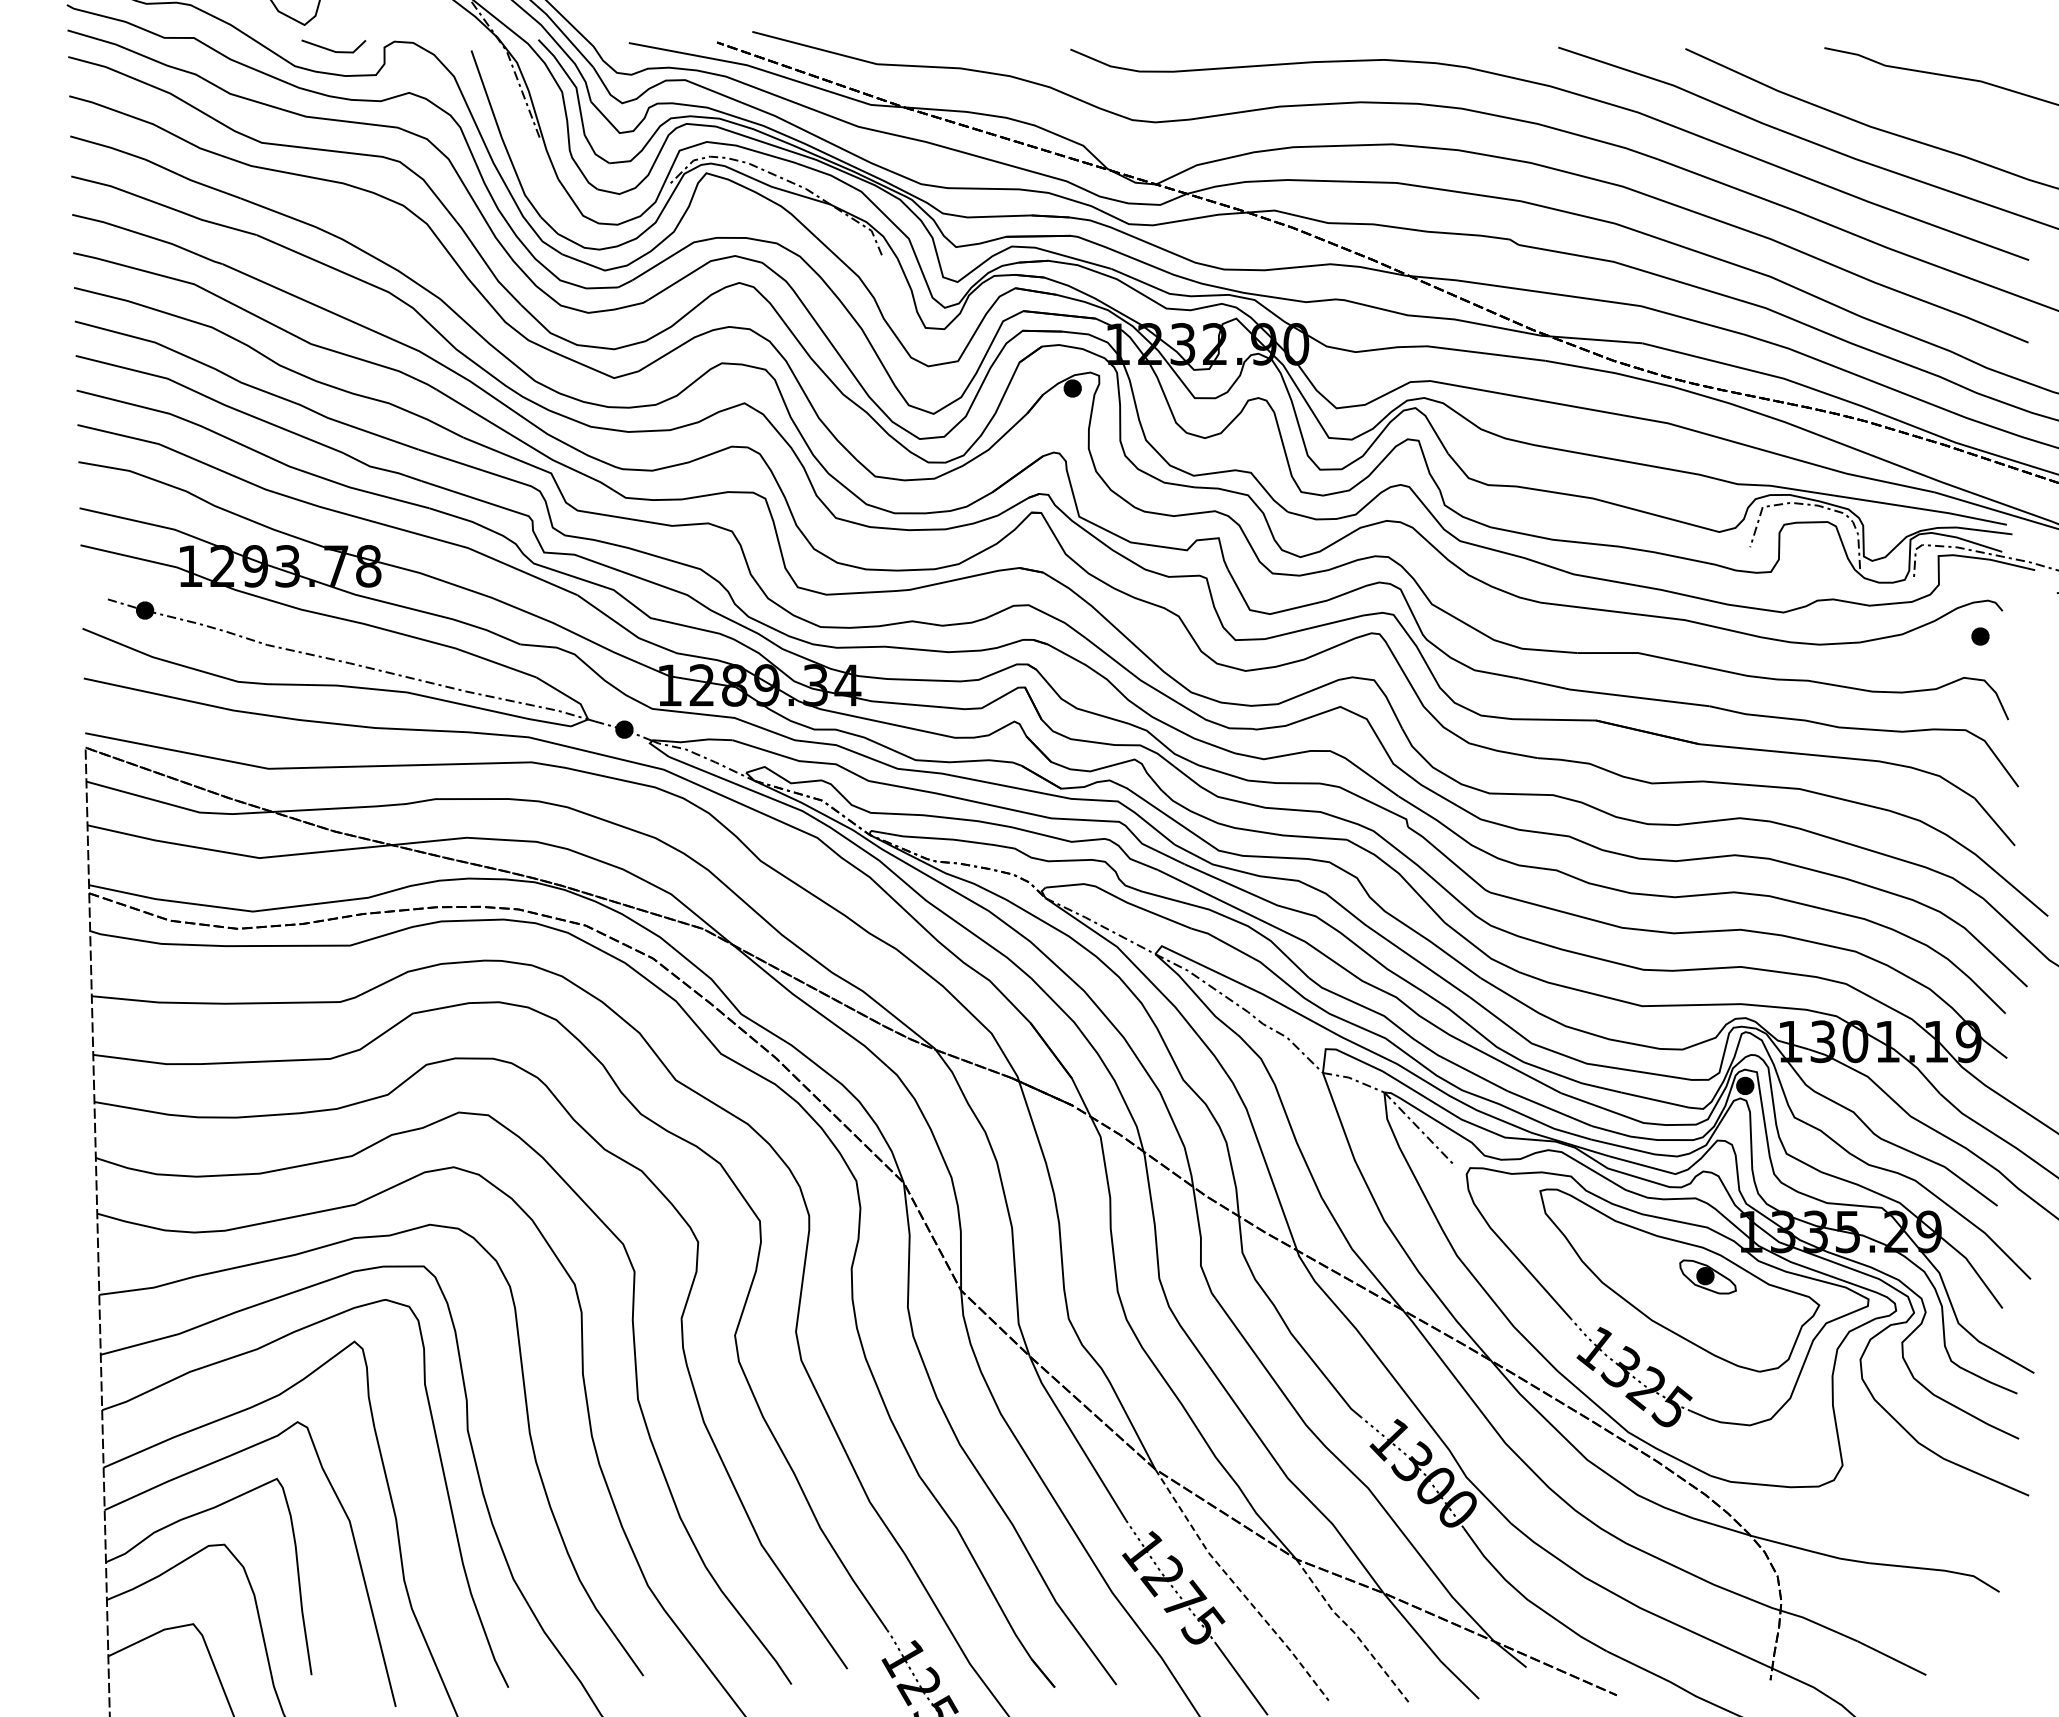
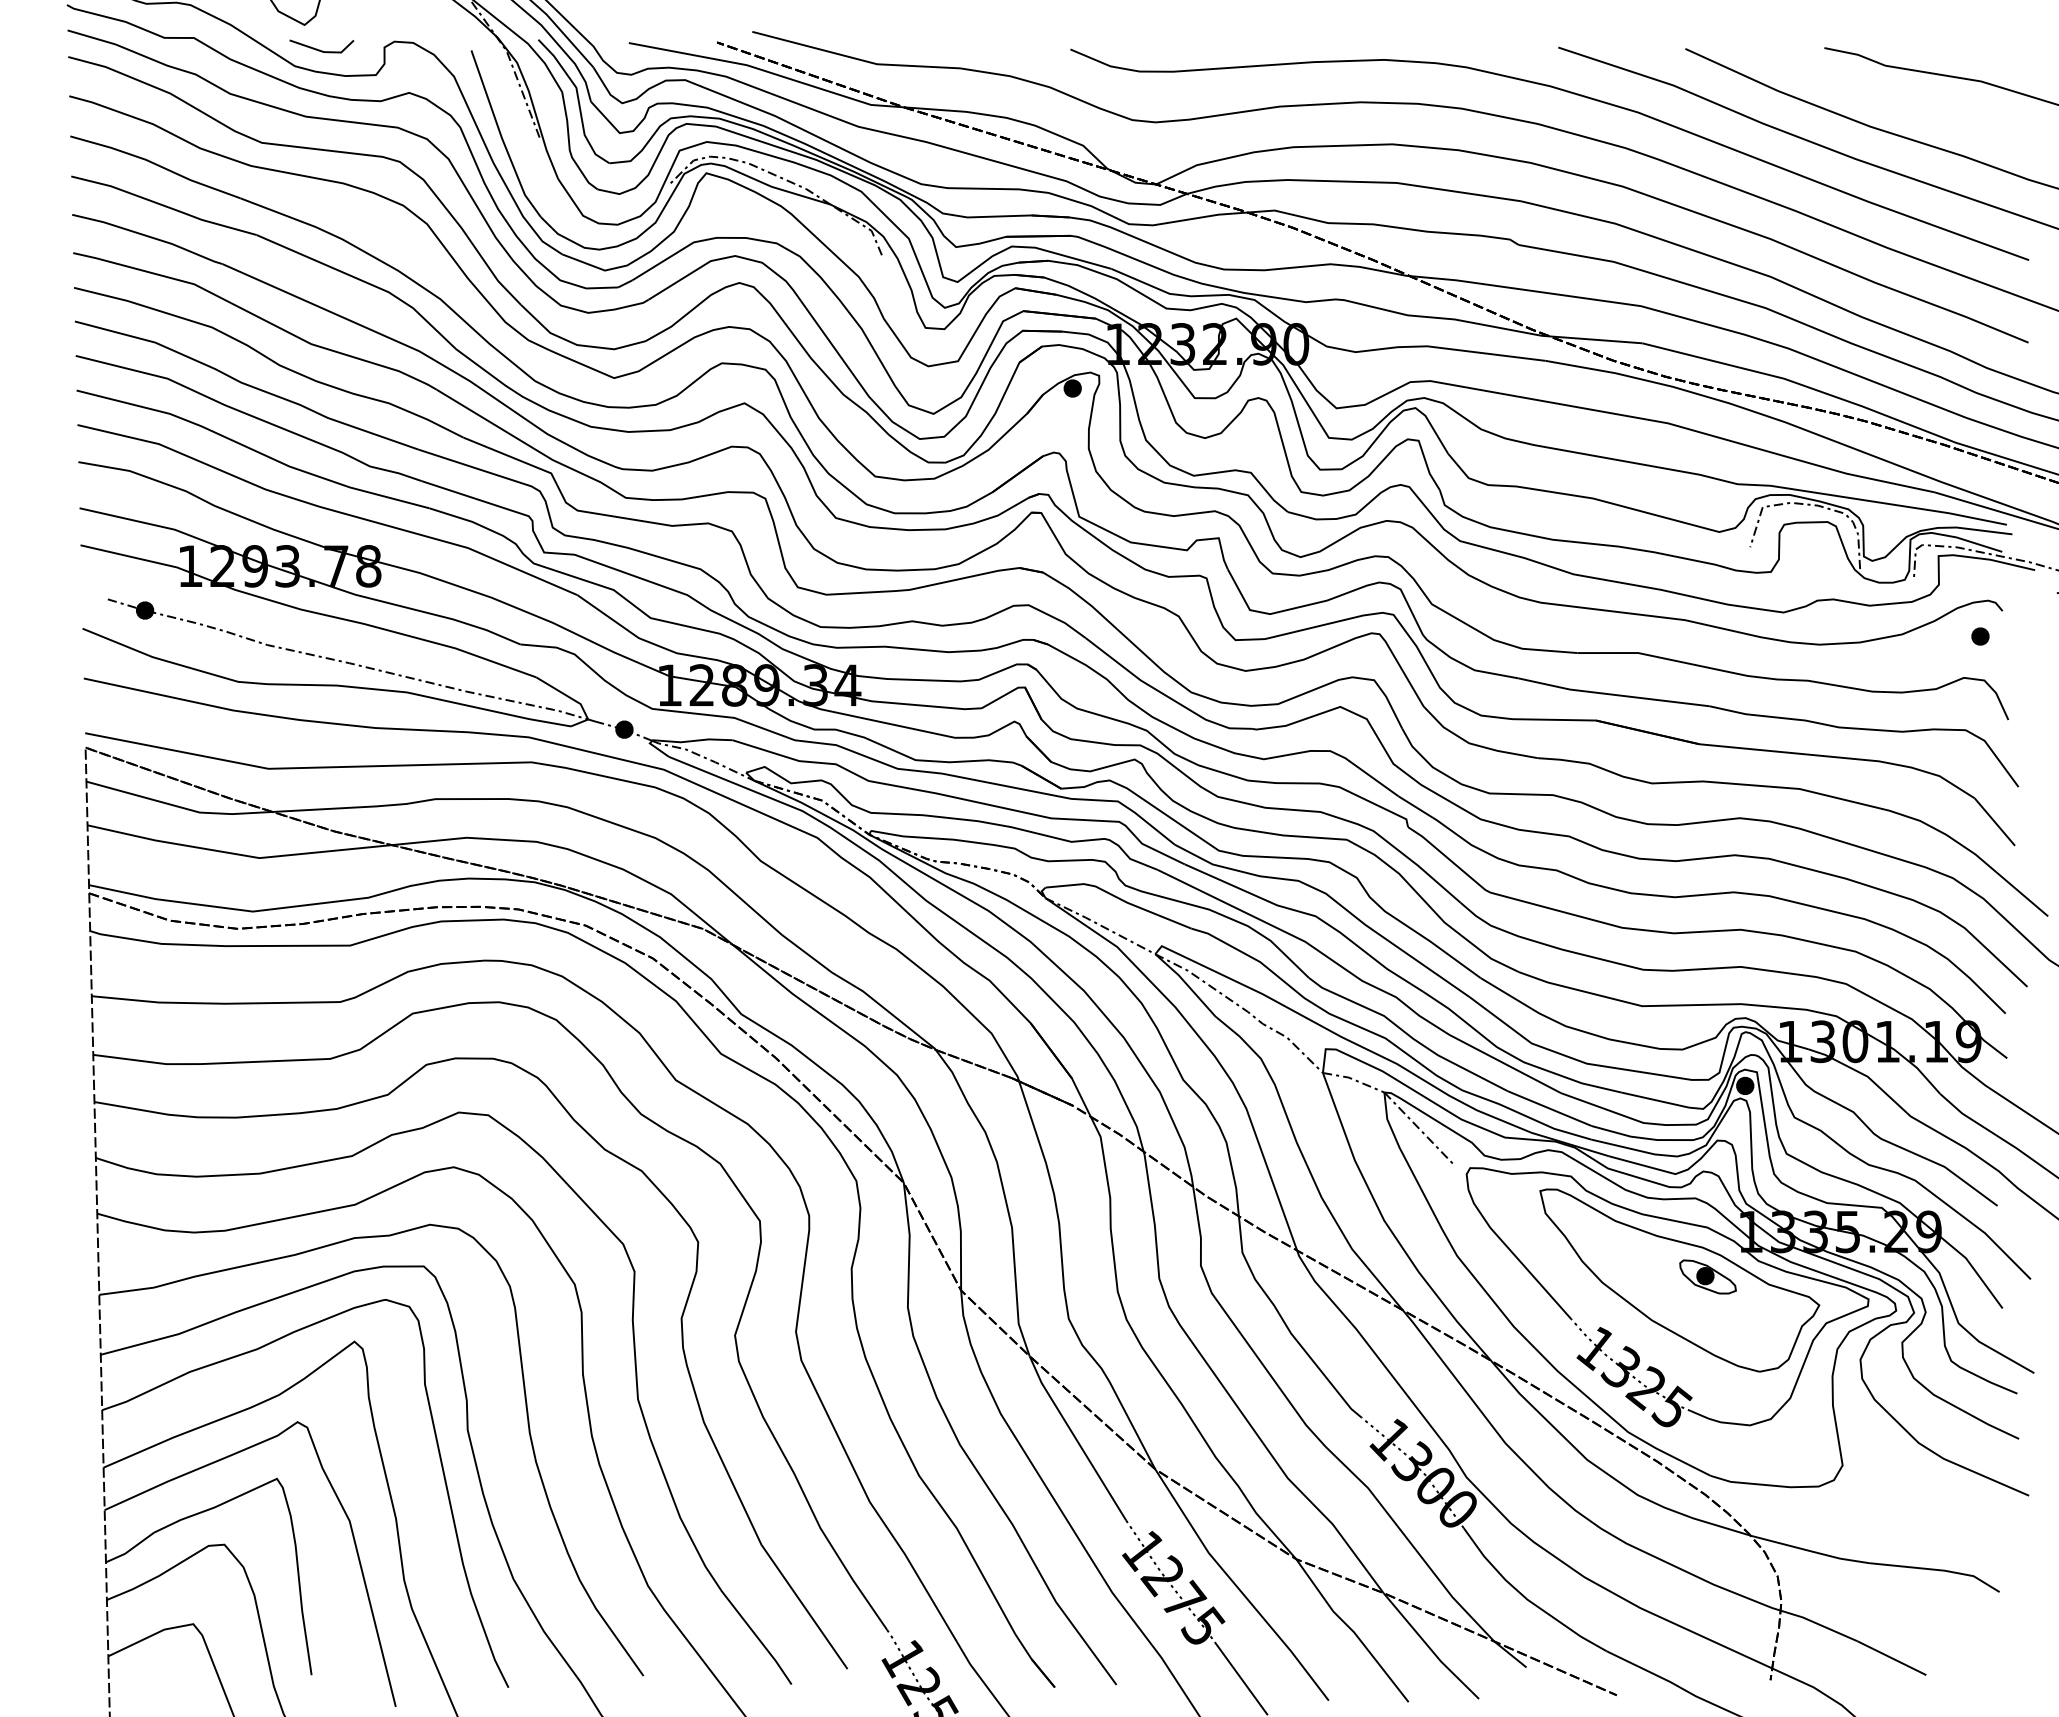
line position: (331, 49) -> (319, 49) (319, 49)
line: dashed -> solid (1238, 1588)
line: dashed -> solid (1352, 1630)
